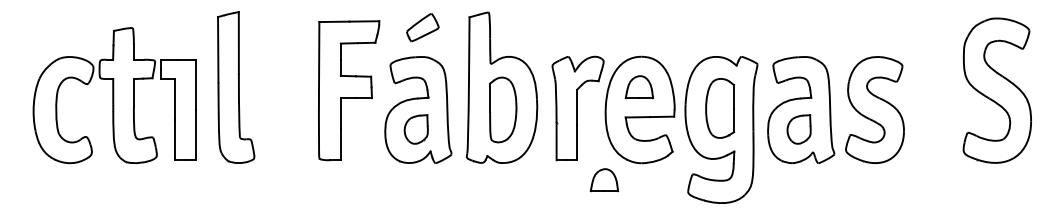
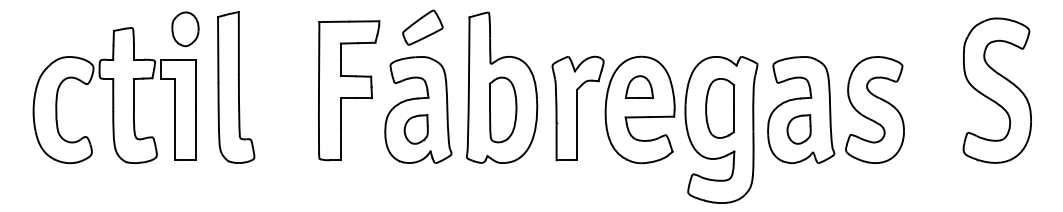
part size: 34x30 px -> 42x37 px (422, 27)
part: none -> present (185, 29)
part: present -> none (604, 180)
